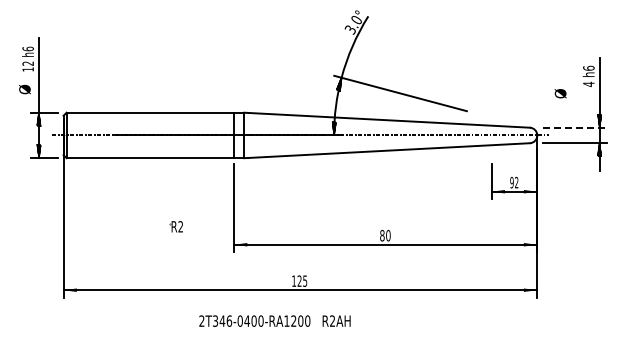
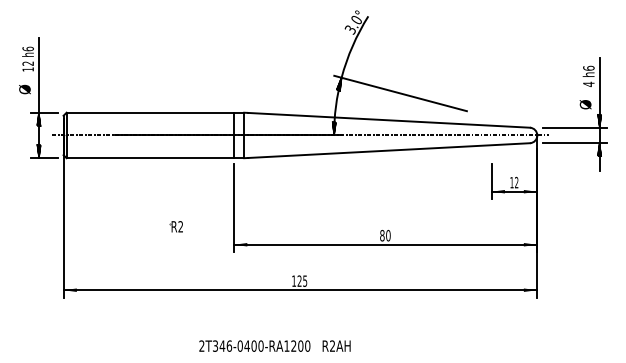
text position: (560, 93) -> (585, 104) (585, 104)
line: dashed -> solid (575, 127)
text: 92 -> 12 (511, 182)
text position: (274, 320) -> (274, 345) (274, 345)
